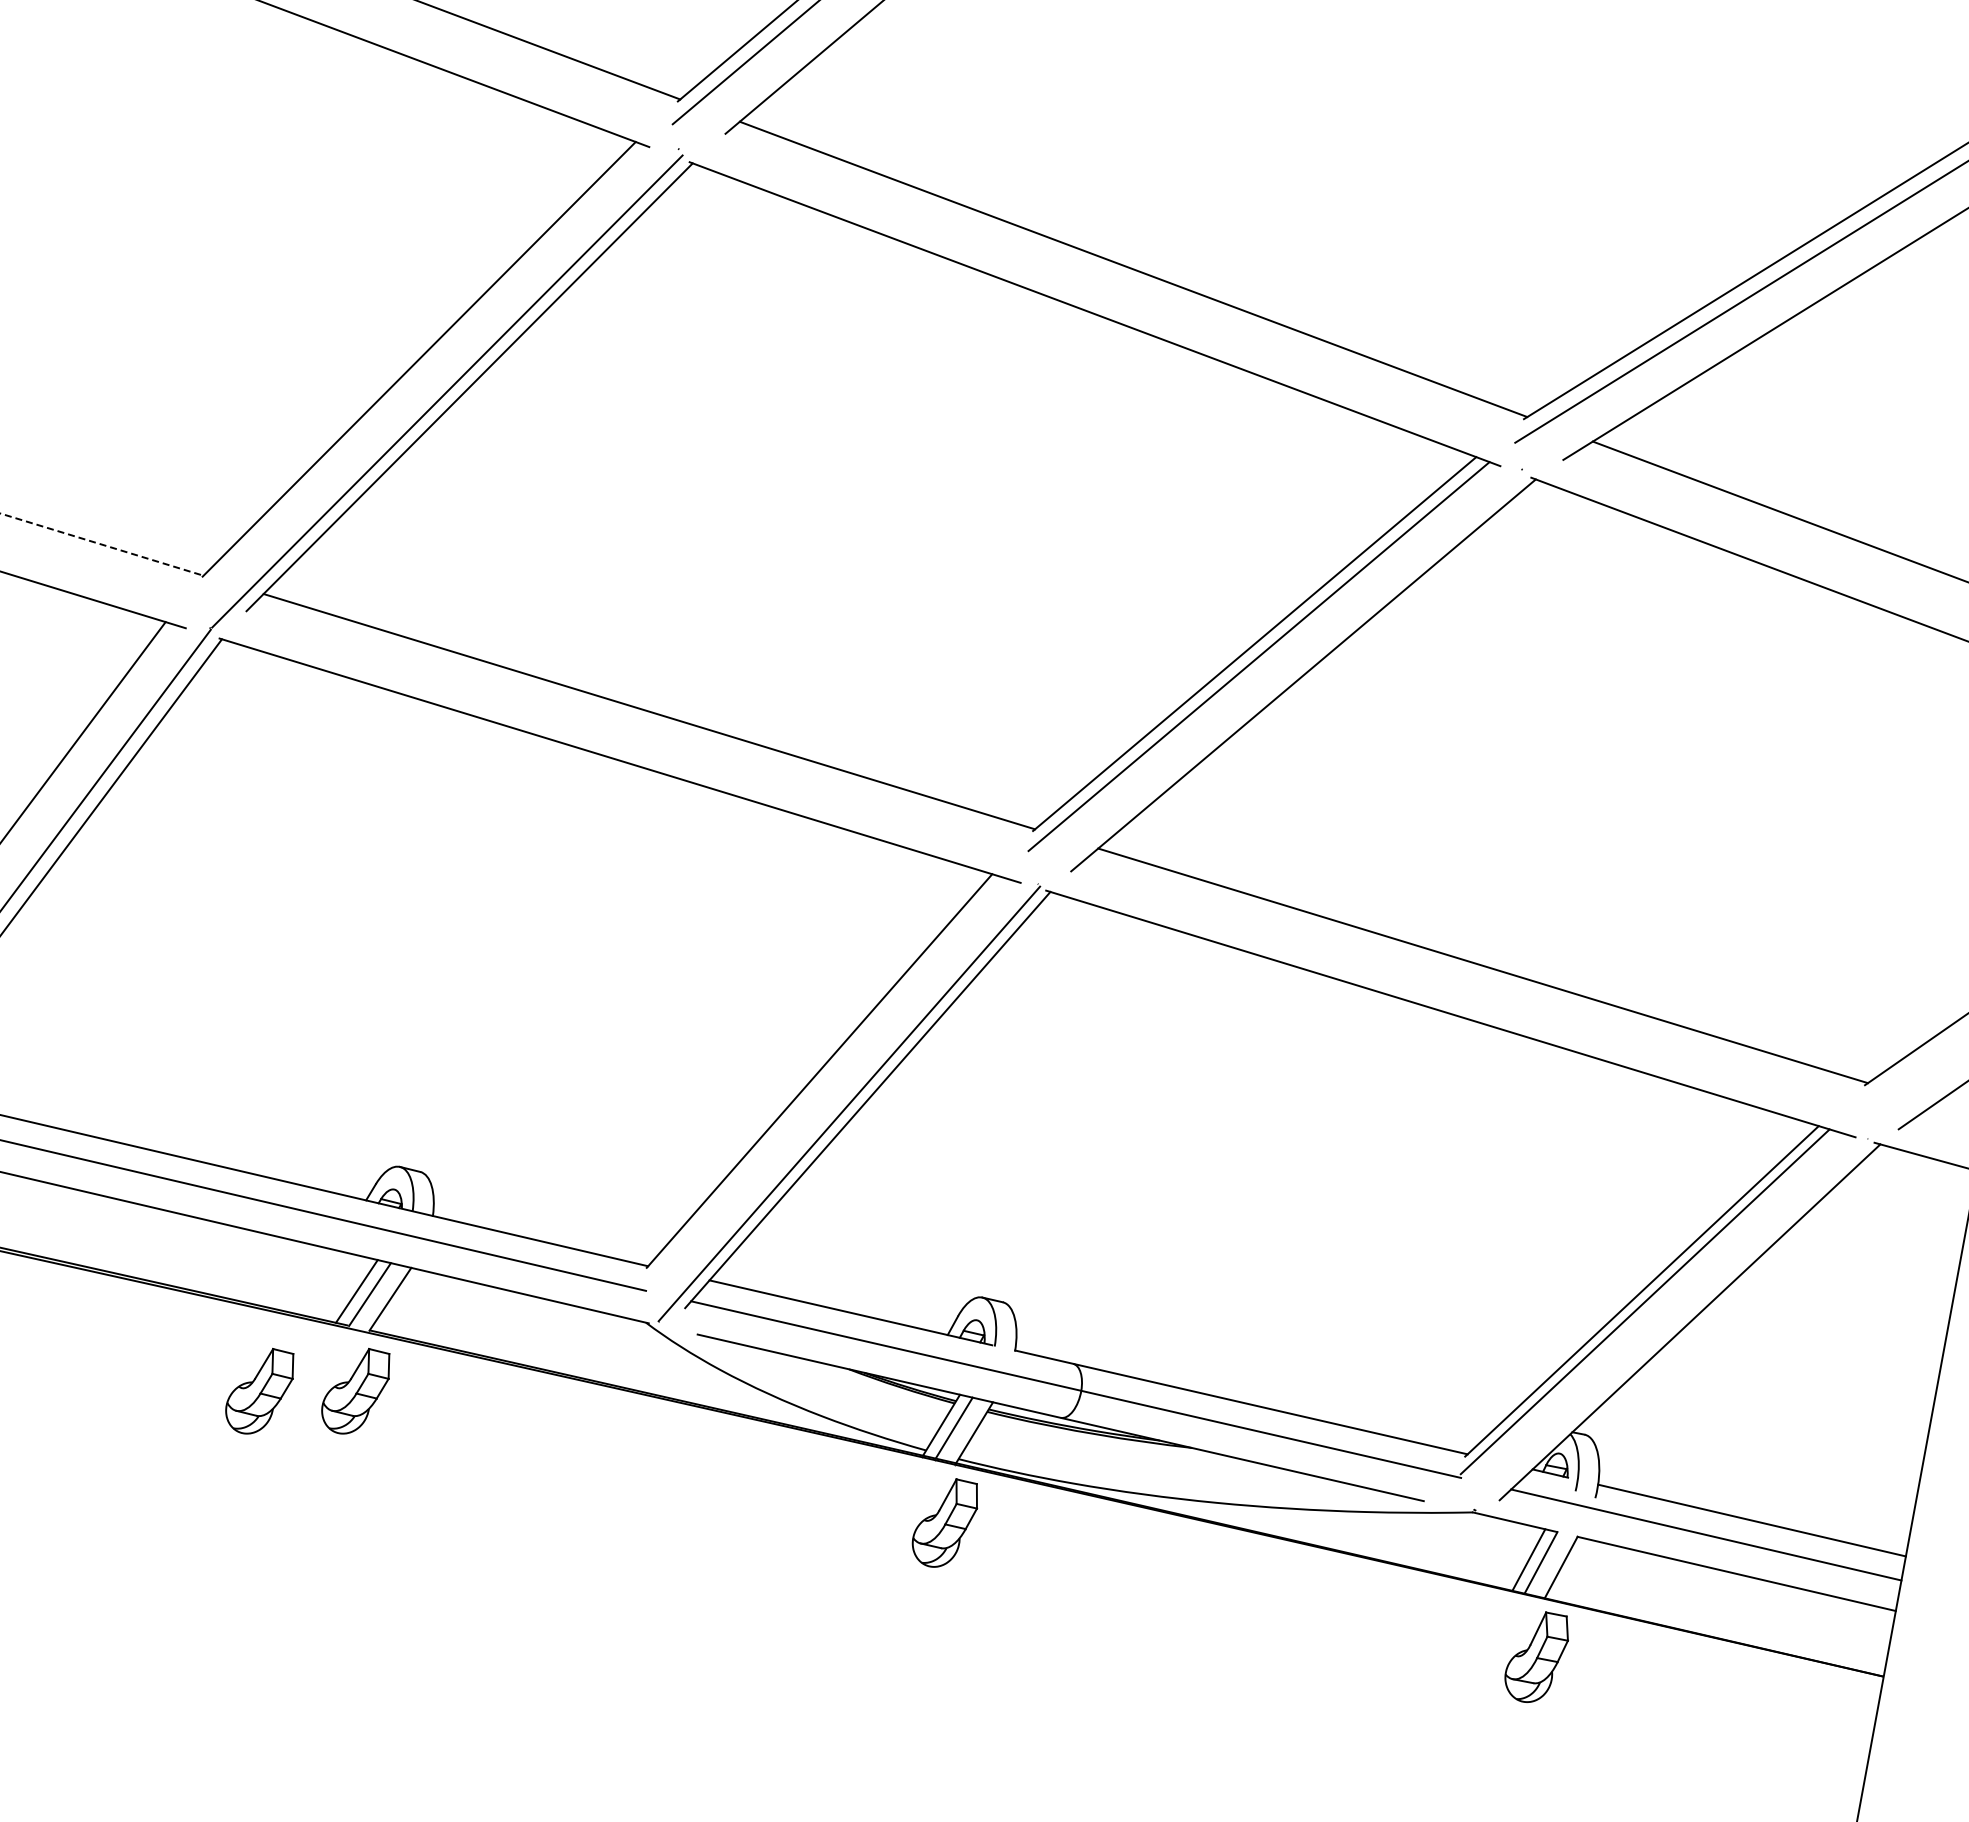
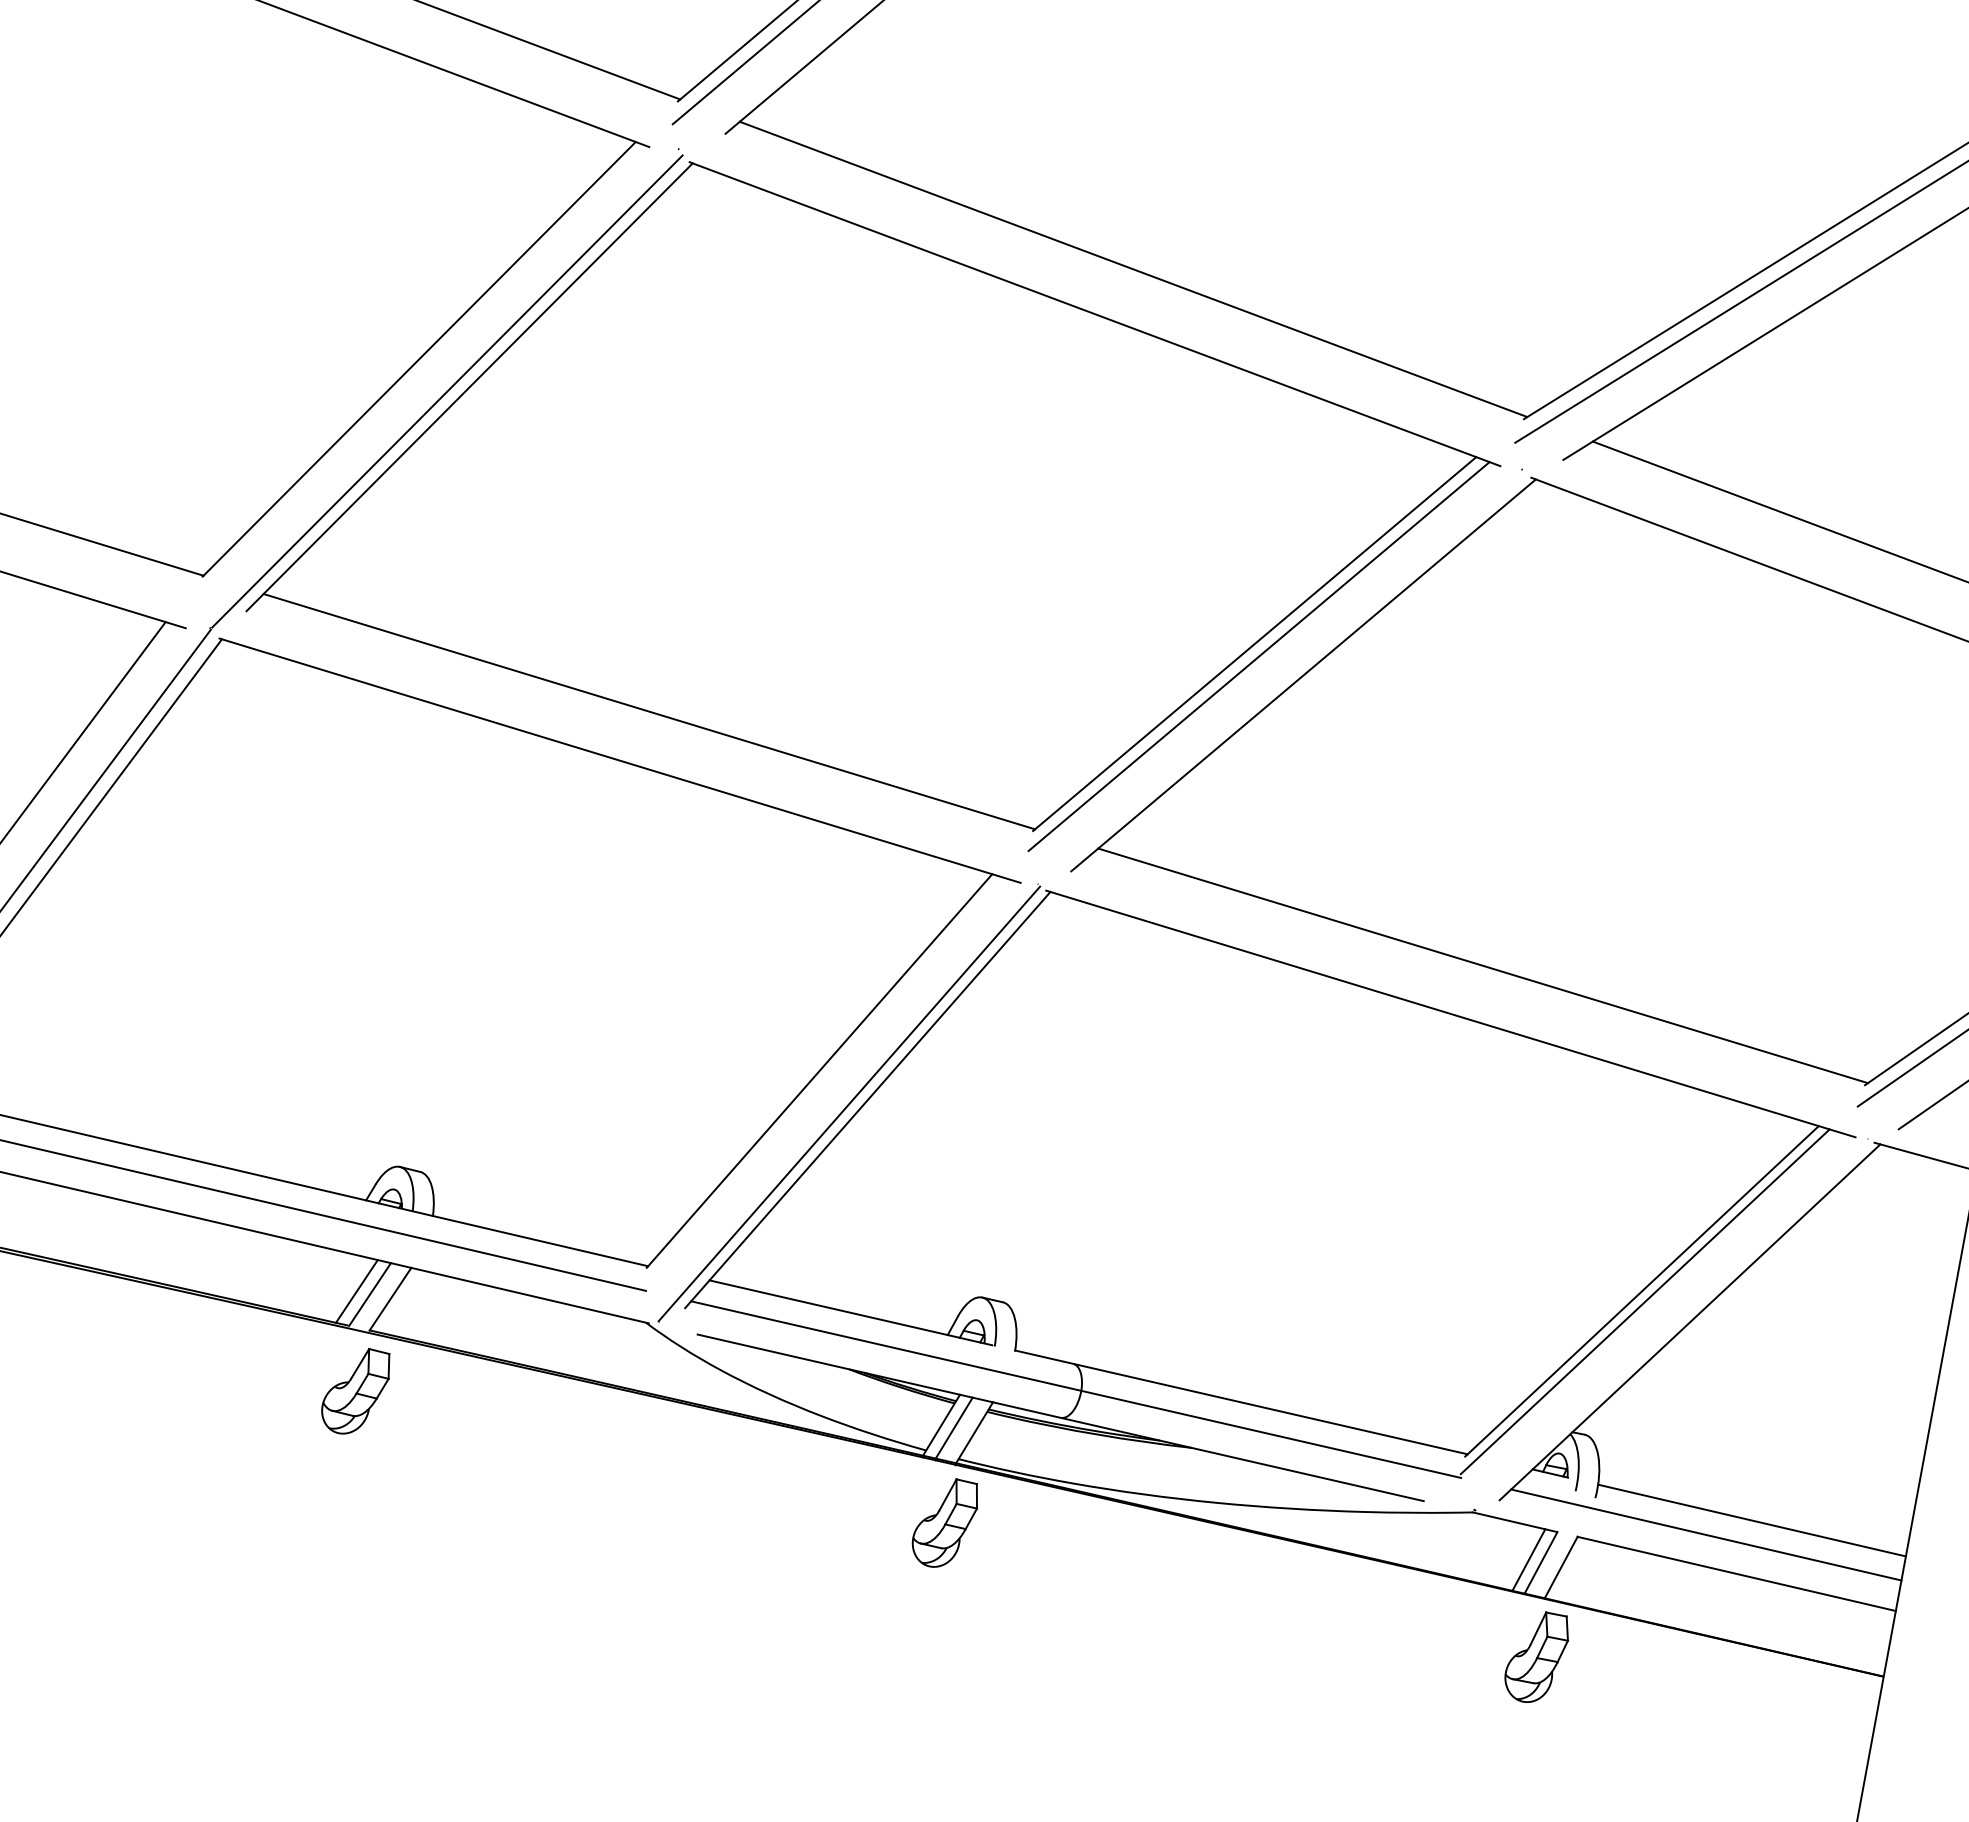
line: dashed -> solid (102, 544)
line: none -> present (1911, 1068)
part: present -> none (259, 1390)
